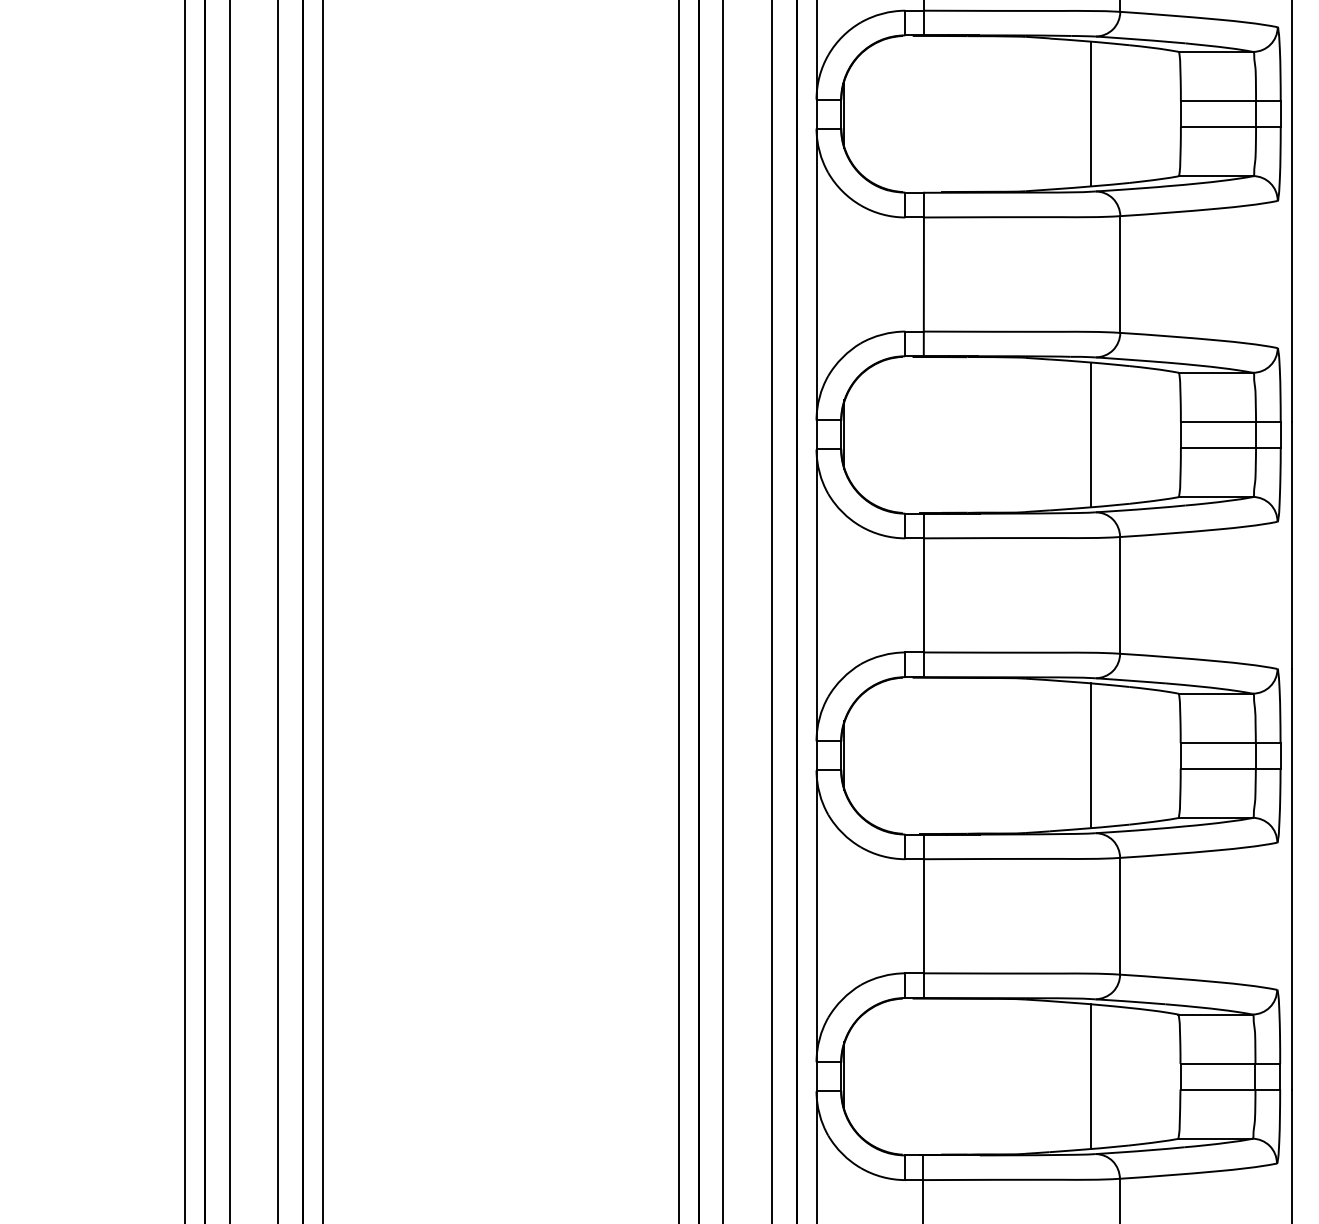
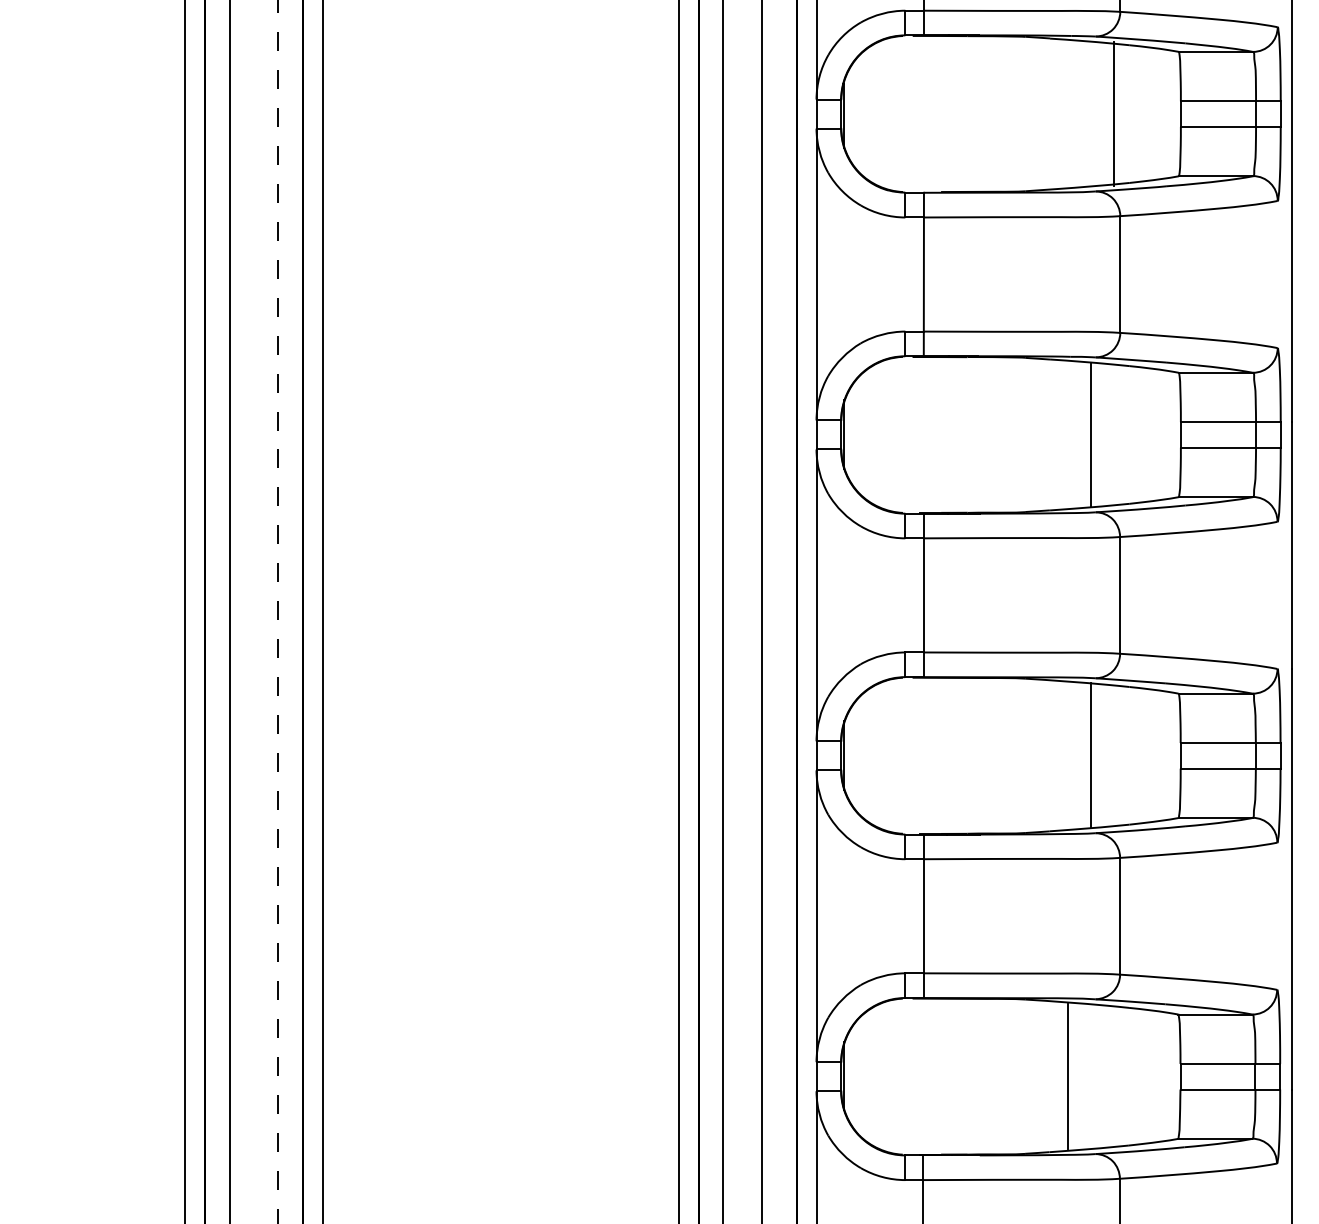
line position: (1091, 113) -> (1114, 113) (1114, 113)
line: solid -> dashed (278, 611)
line position: (771, 611) -> (761, 611) (761, 611)
line position: (1091, 1076) -> (1068, 1076) (1068, 1076)
